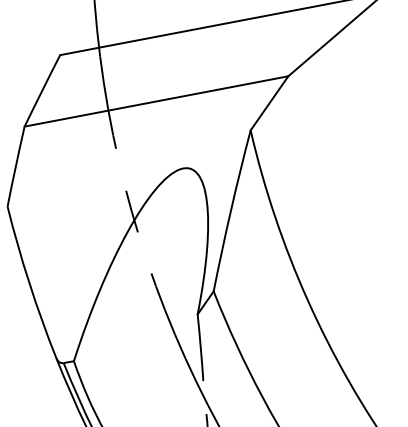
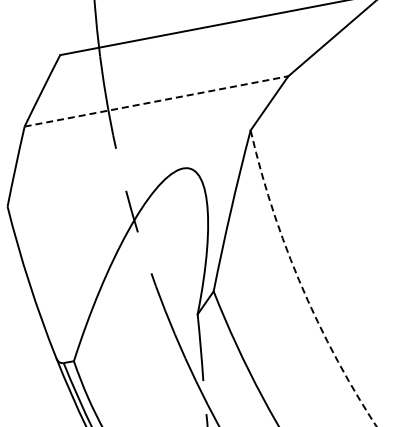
line: solid -> dashed (156, 101)
arc: solid -> dashed (301, 284)
